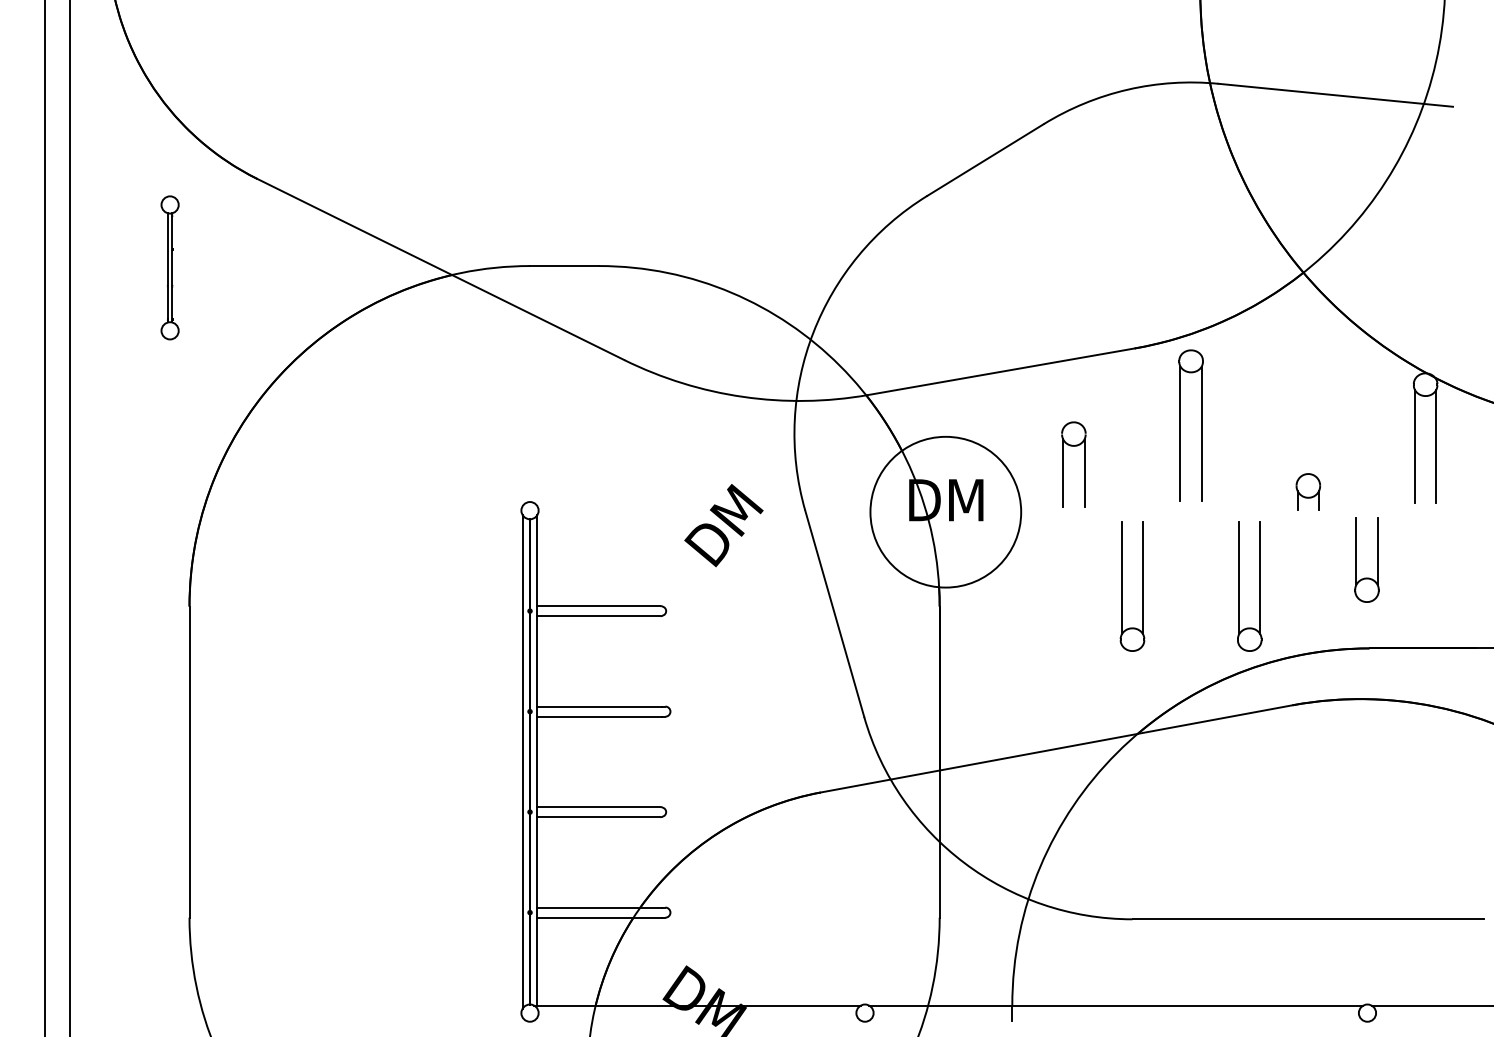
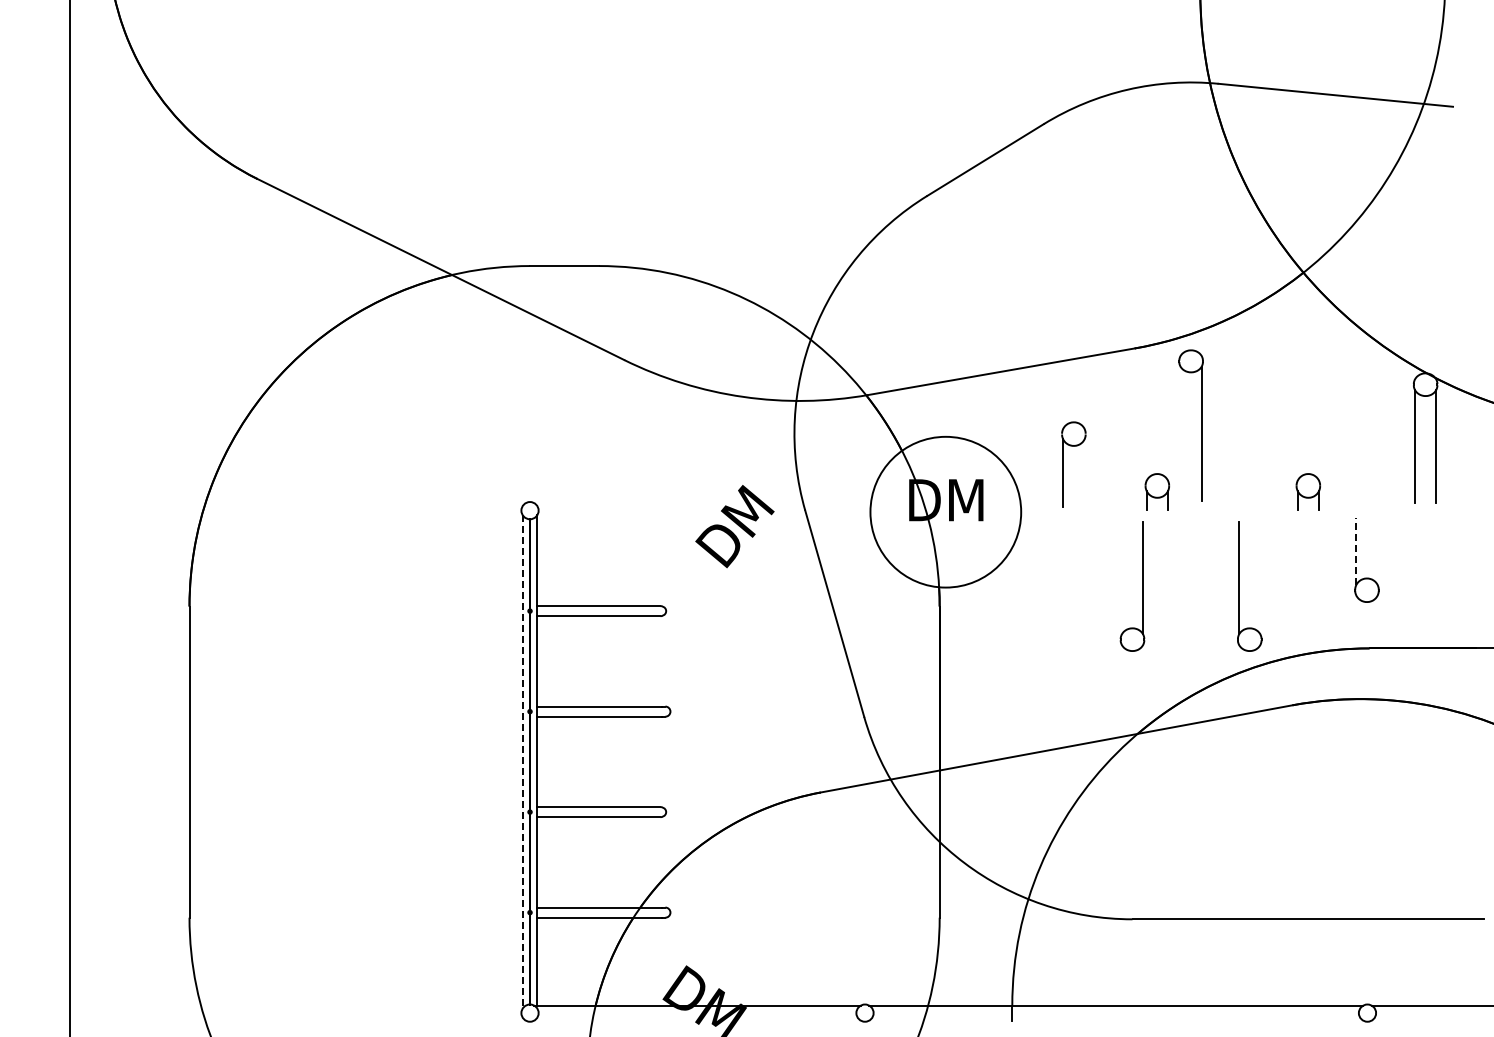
part: present -> none (169, 267)
line: present -> none (1180, 433)
line: present -> none (1084, 472)
part: none -> present (1156, 491)
line: present -> none (44, 517)
text position: (723, 525) -> (734, 526) (734, 526)
line: present -> none (1377, 550)
line: solid -> dashed (1356, 551)
line: present -> none (1121, 577)
line: present -> none (1260, 577)
line: solid -> dashed (522, 761)
